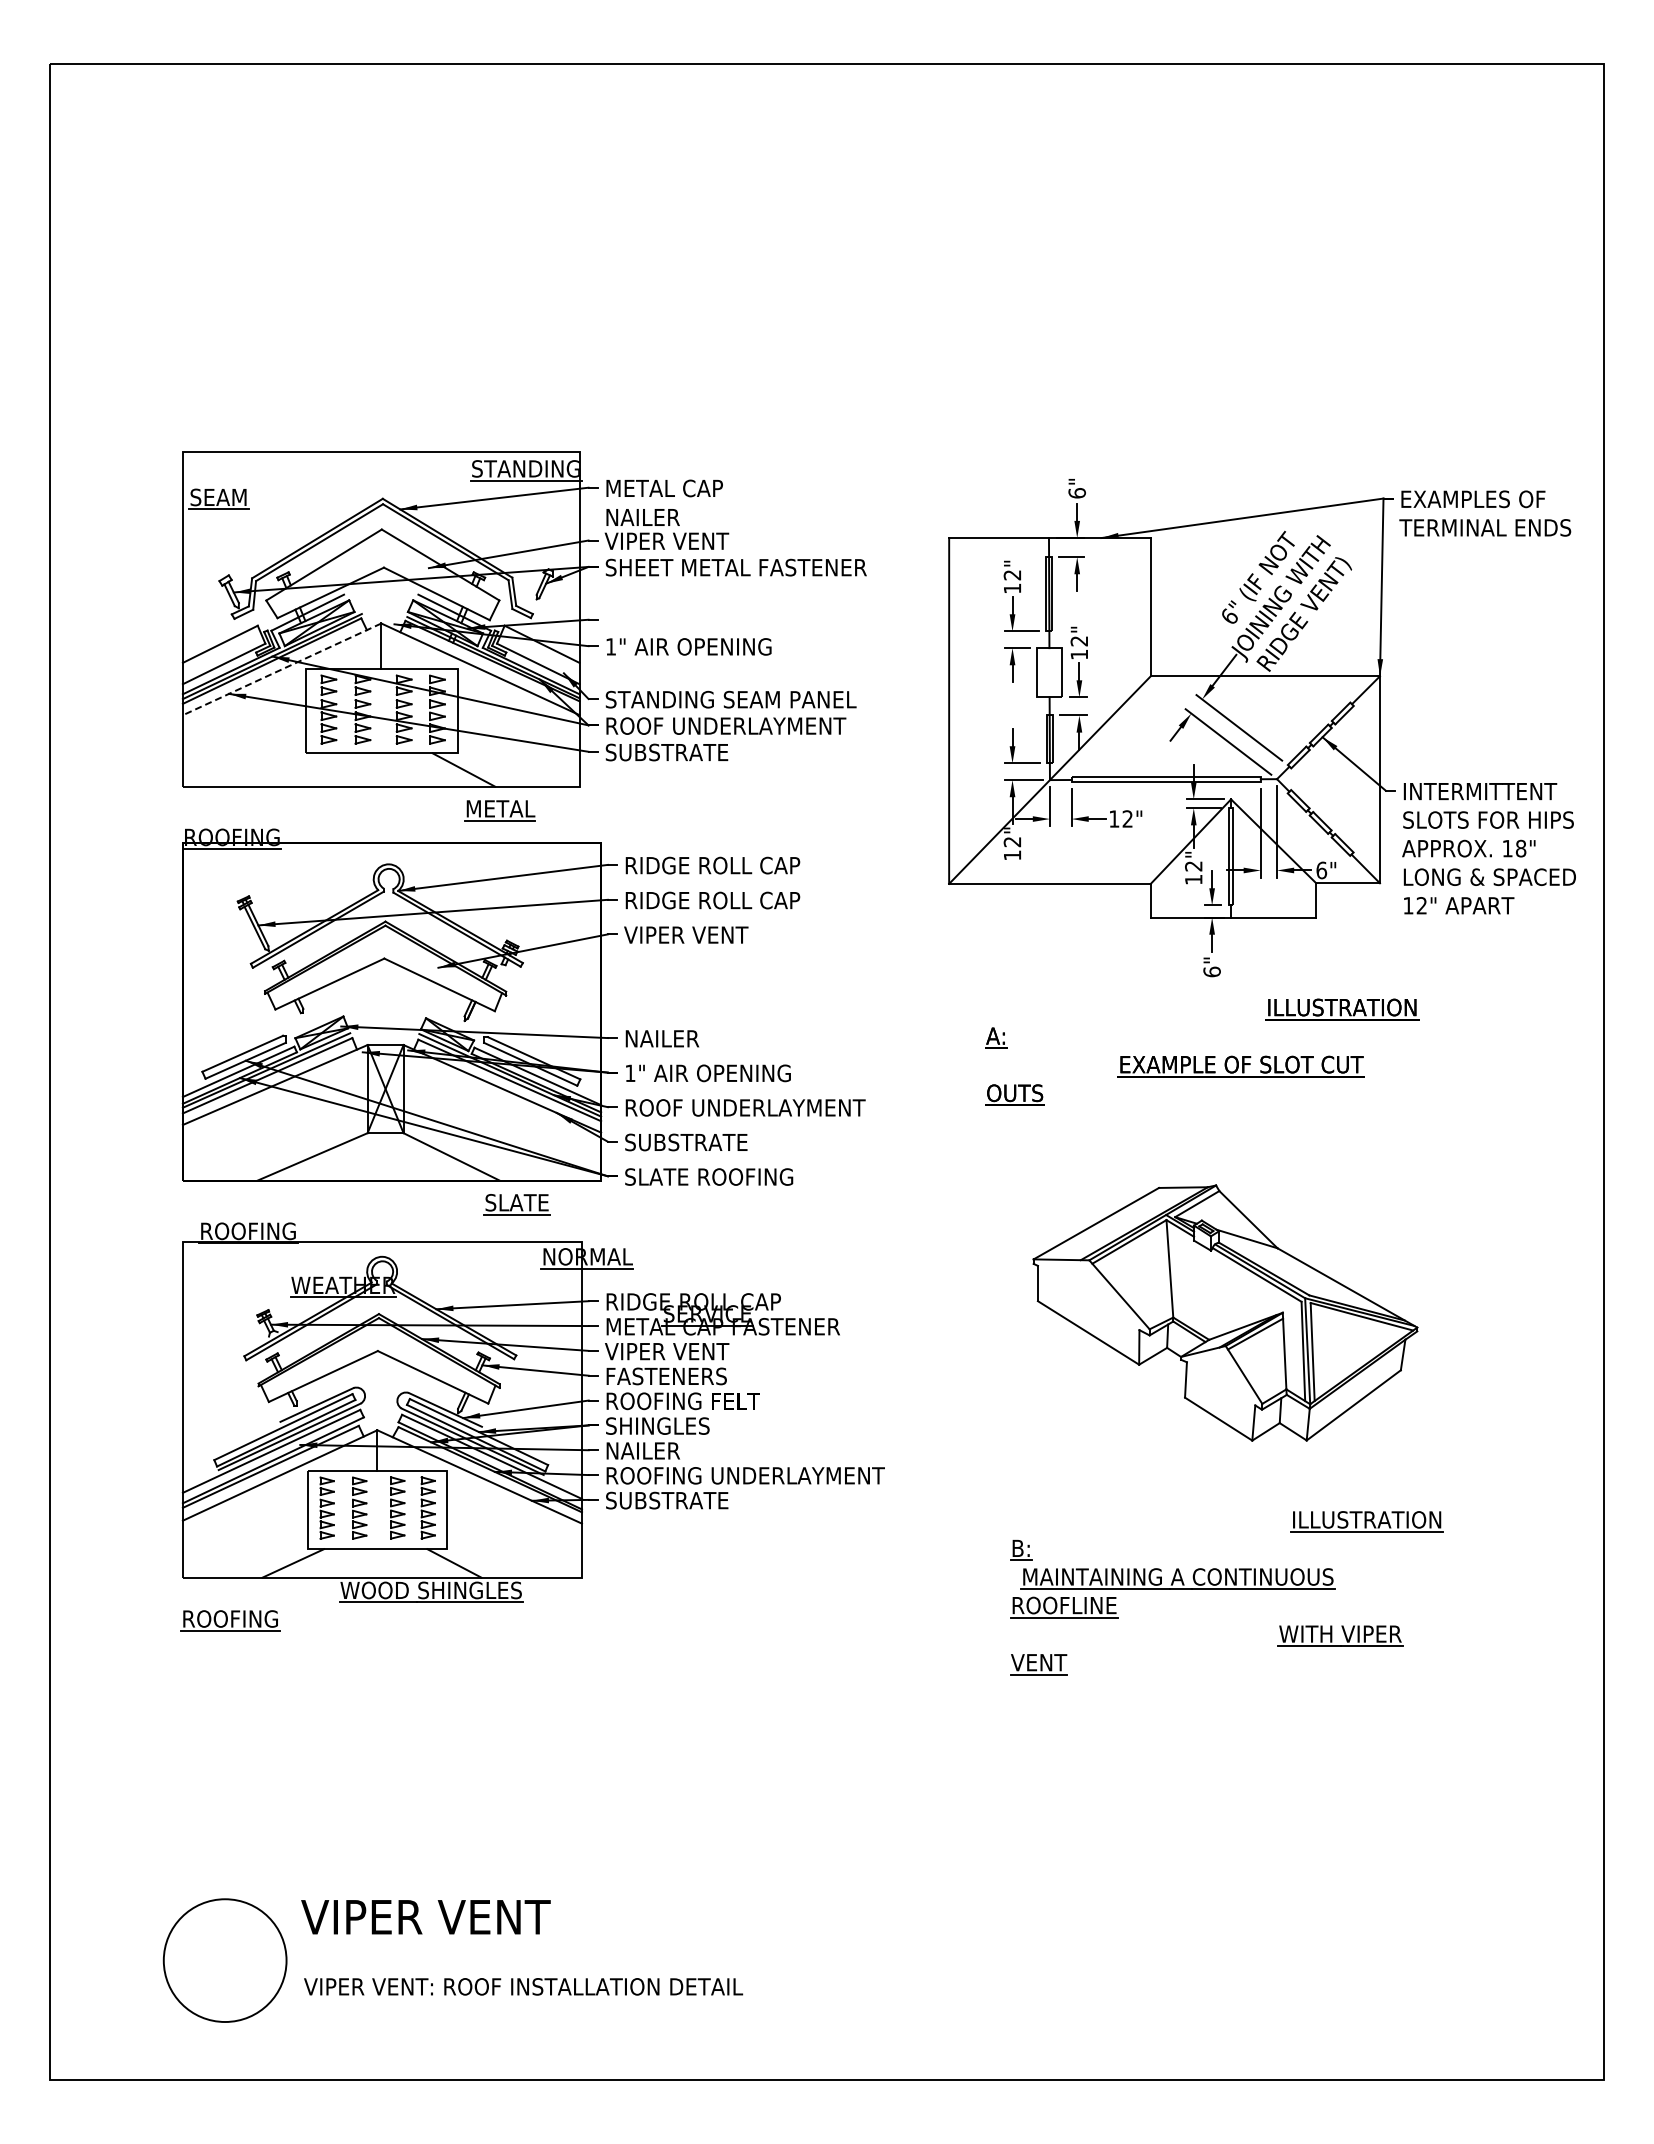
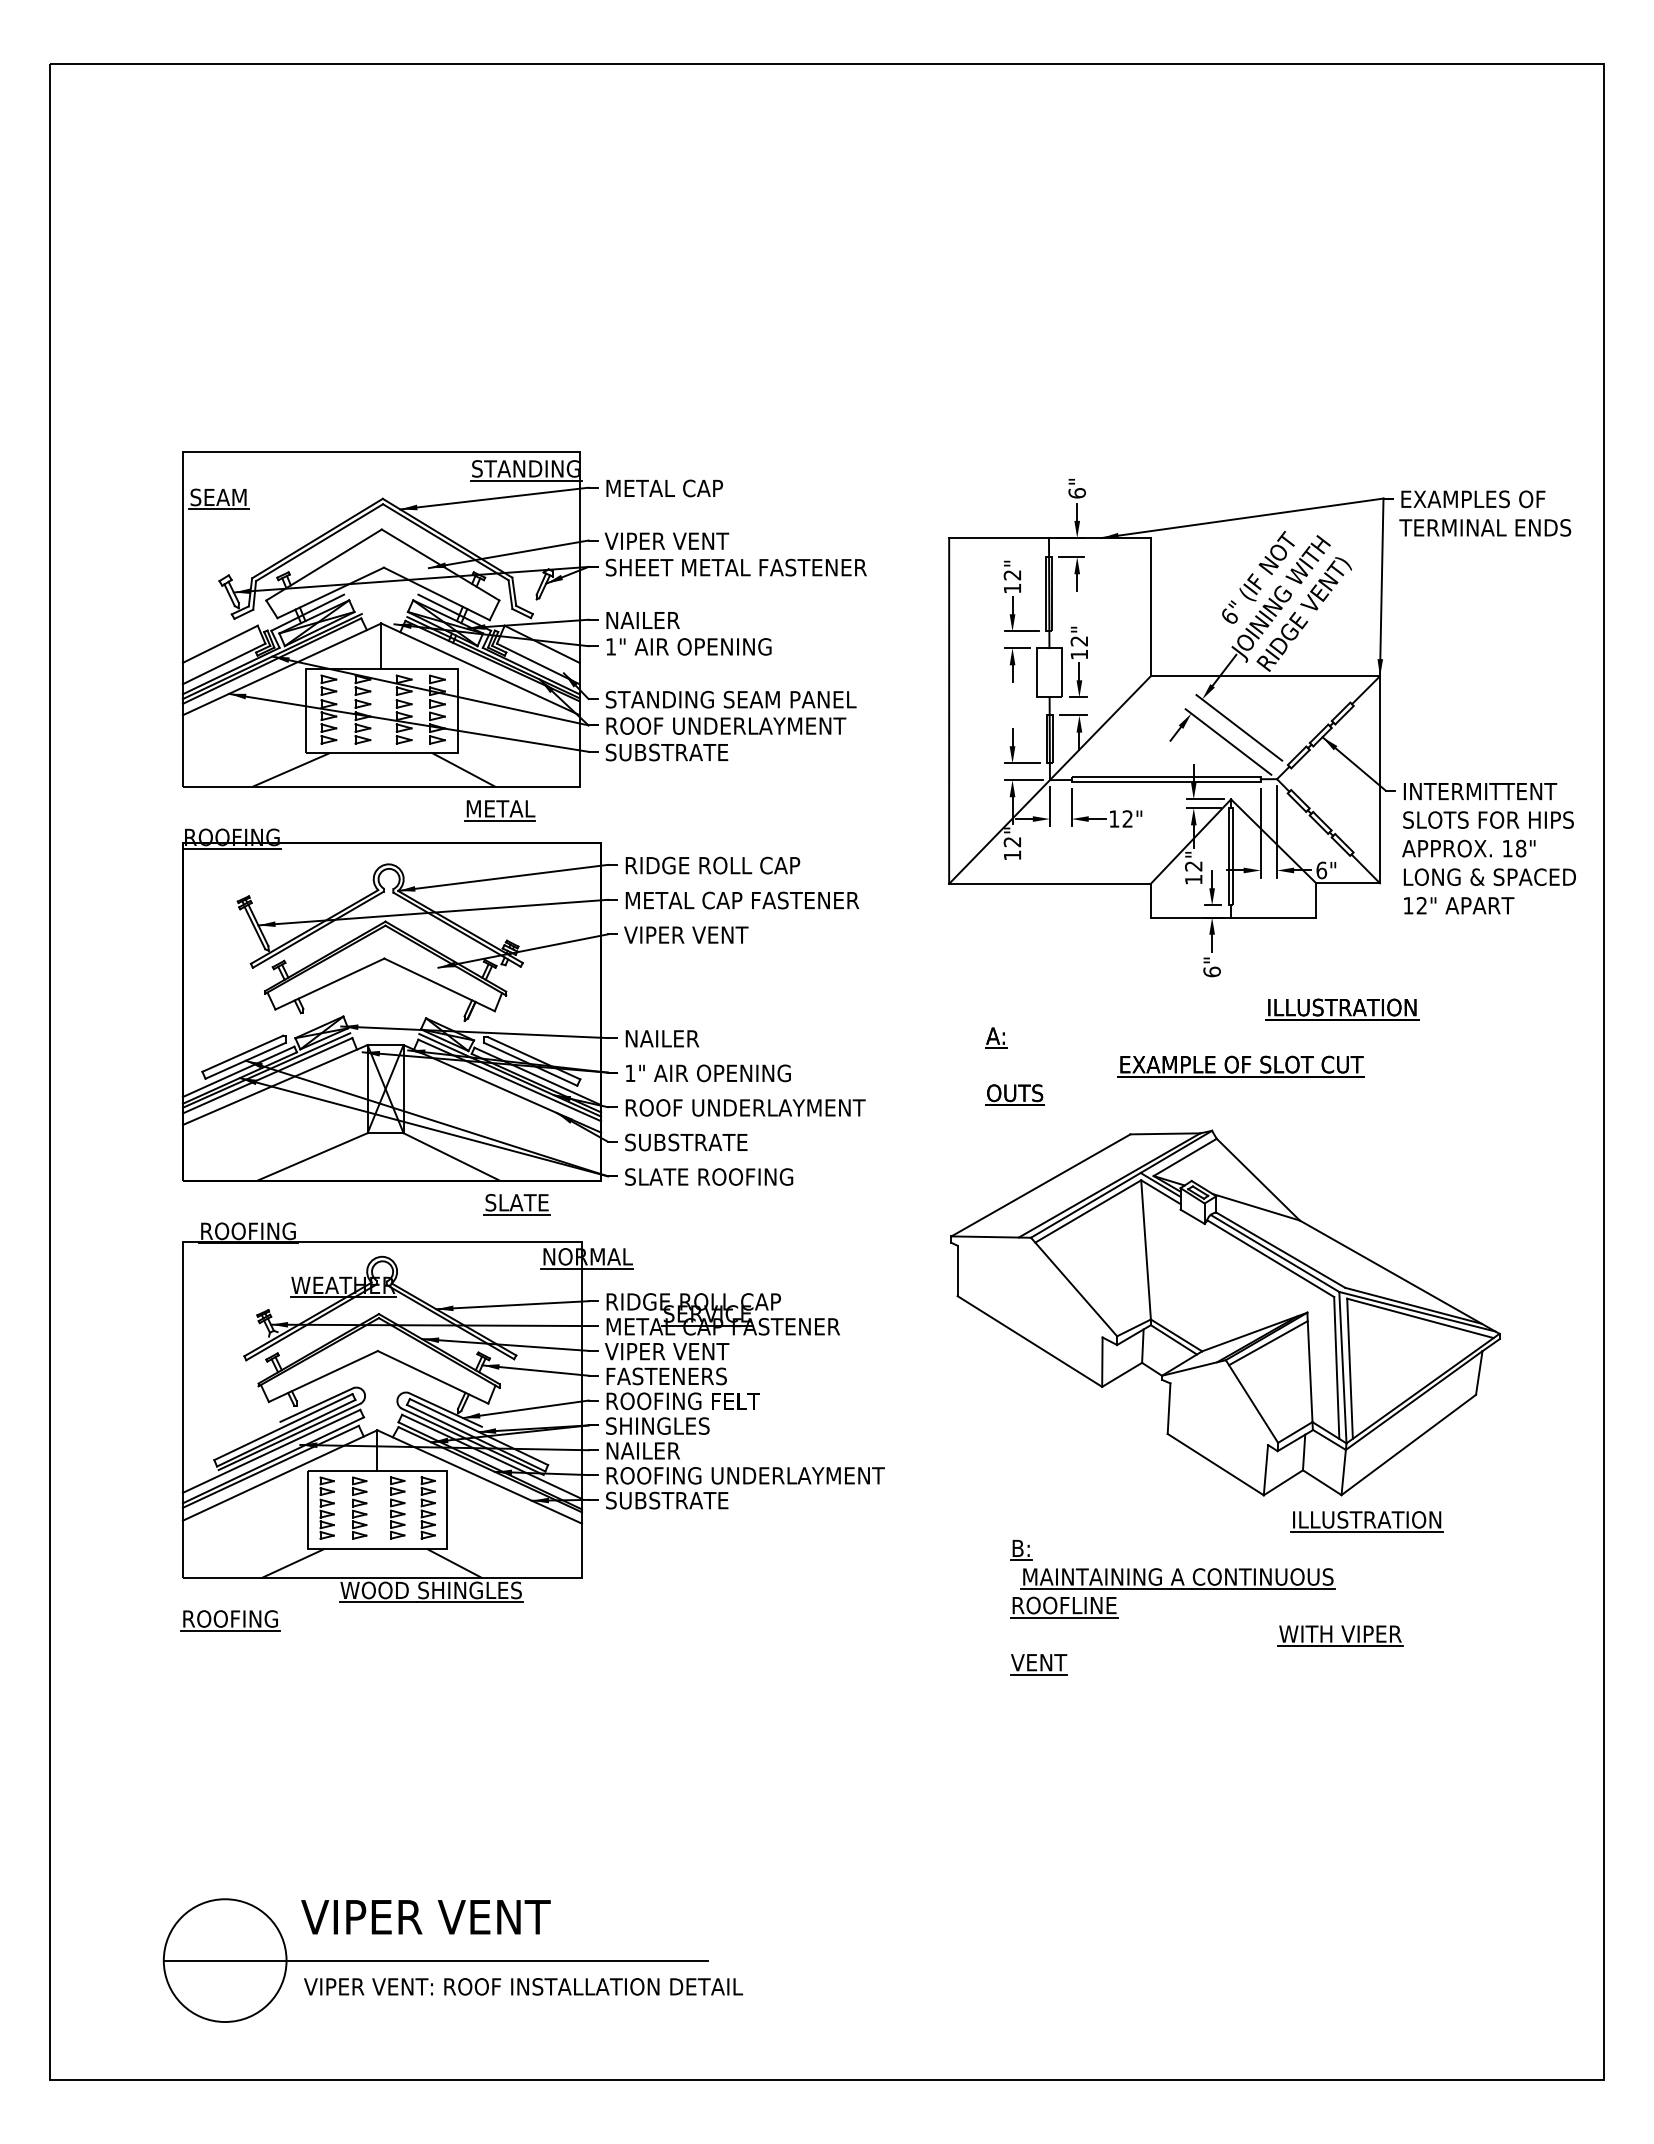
text position: (642, 517) -> (642, 620) (642, 620)
line: dashed -> solid (281, 669)
line: none -> present (290, 769)
text: RIDGE ROLL CAP -> METAL CAP FASTENER (743, 900)
part size: 387x258 px -> 551x368 px (1225, 1312)
line: none -> present (435, 1960)
